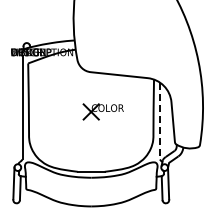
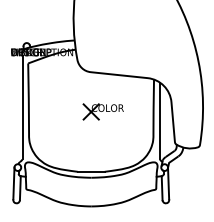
line: dashed -> solid (159, 121)
